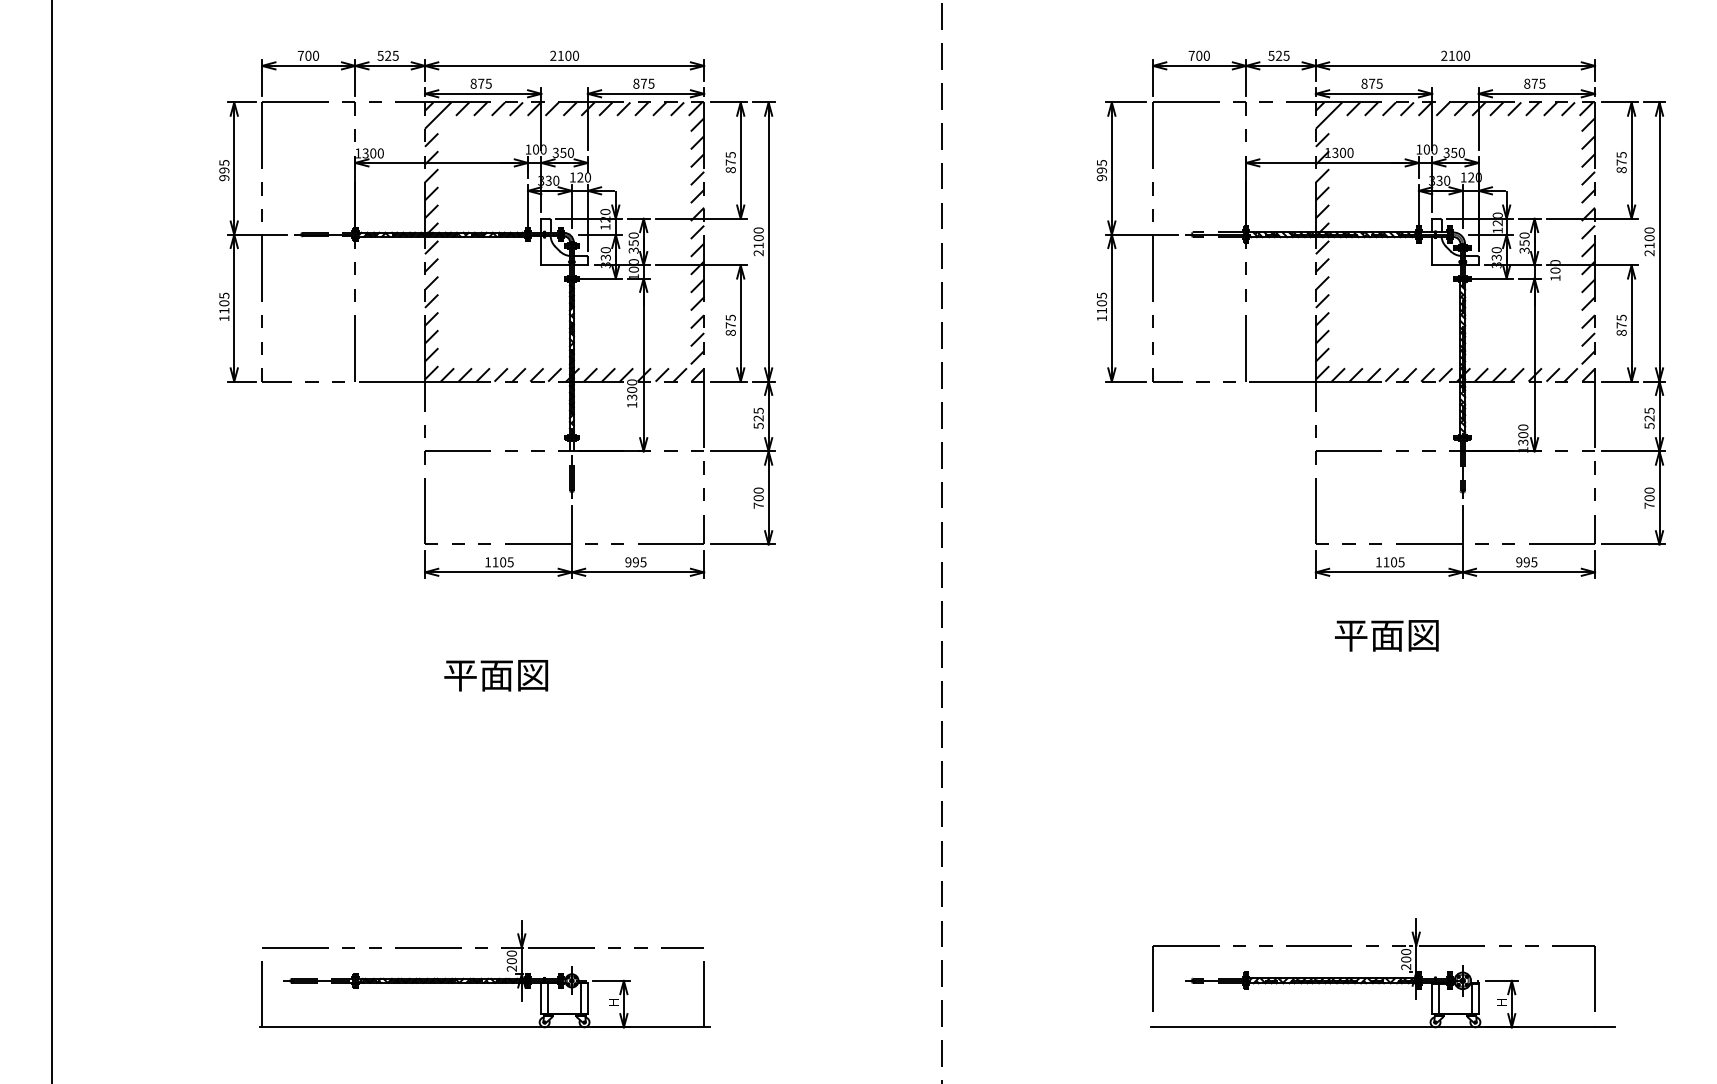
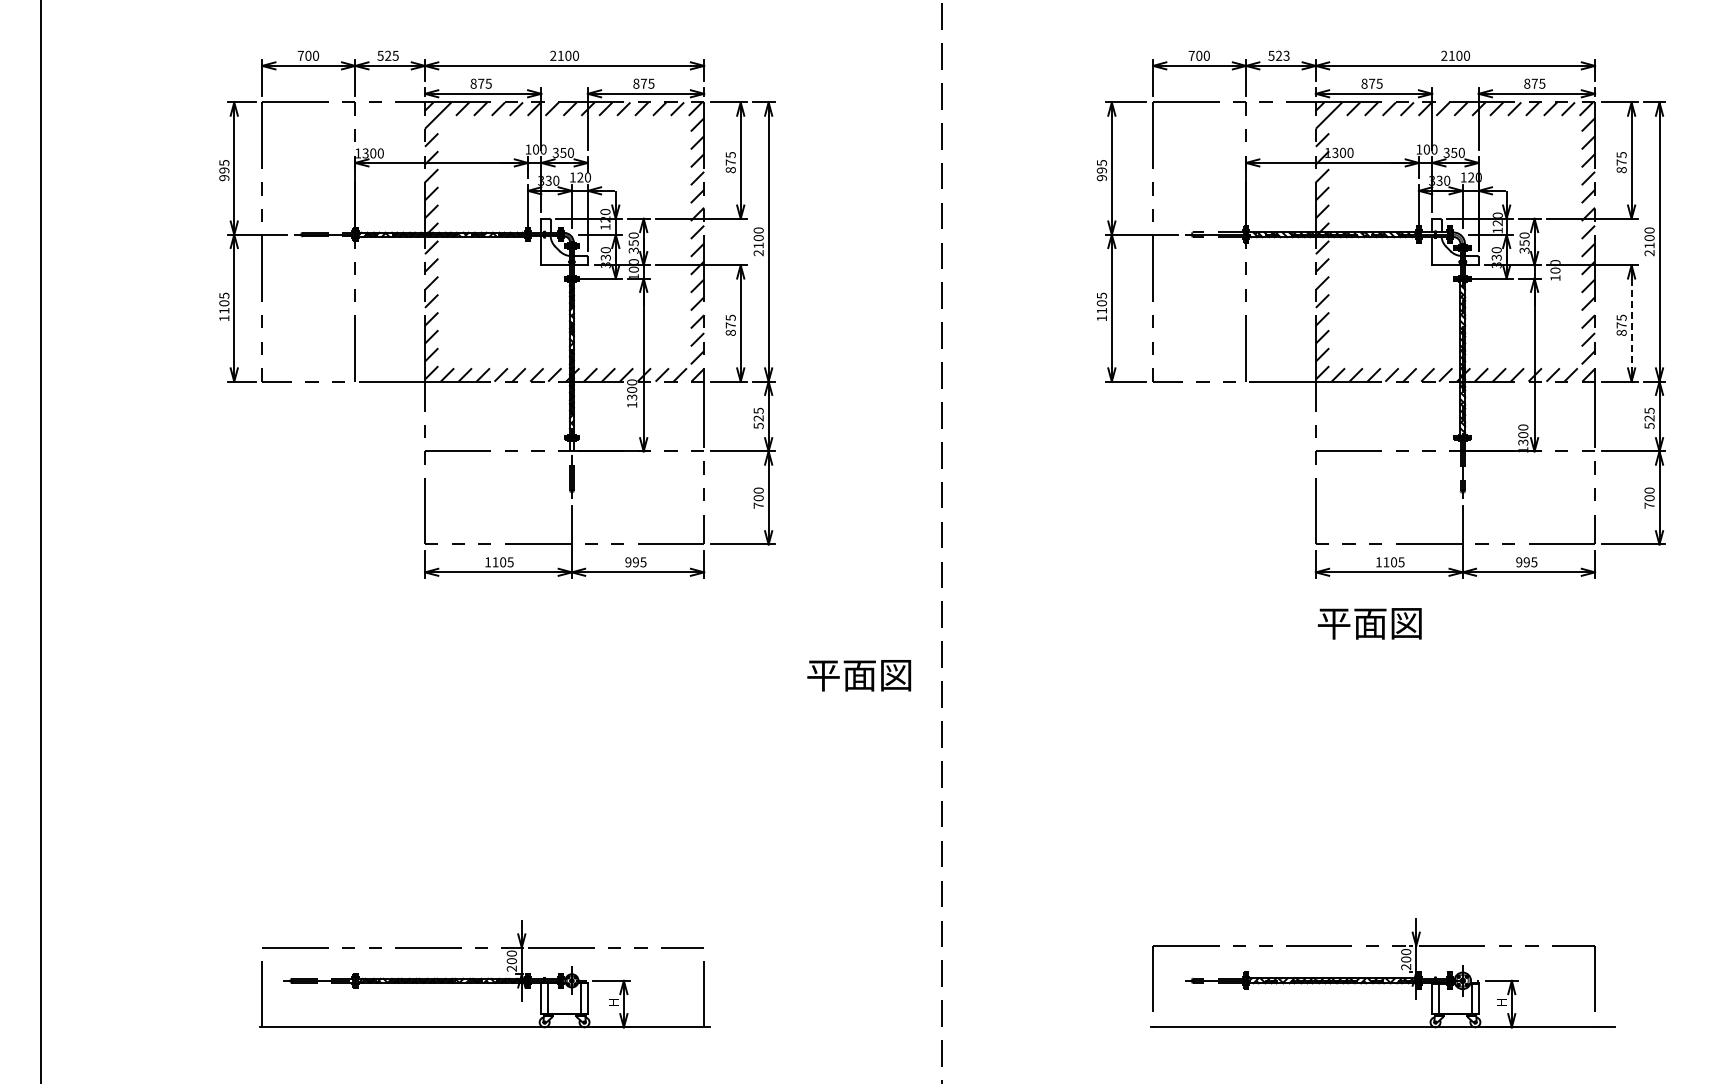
text: 525 -> 523 (1286, 55)
line: solid -> dashed (1631, 323)
line position: (51, 541) -> (40, 541) (40, 541)
text position: (1386, 635) -> (1369, 623) (1369, 623)
text position: (496, 675) -> (859, 675) (859, 675)
